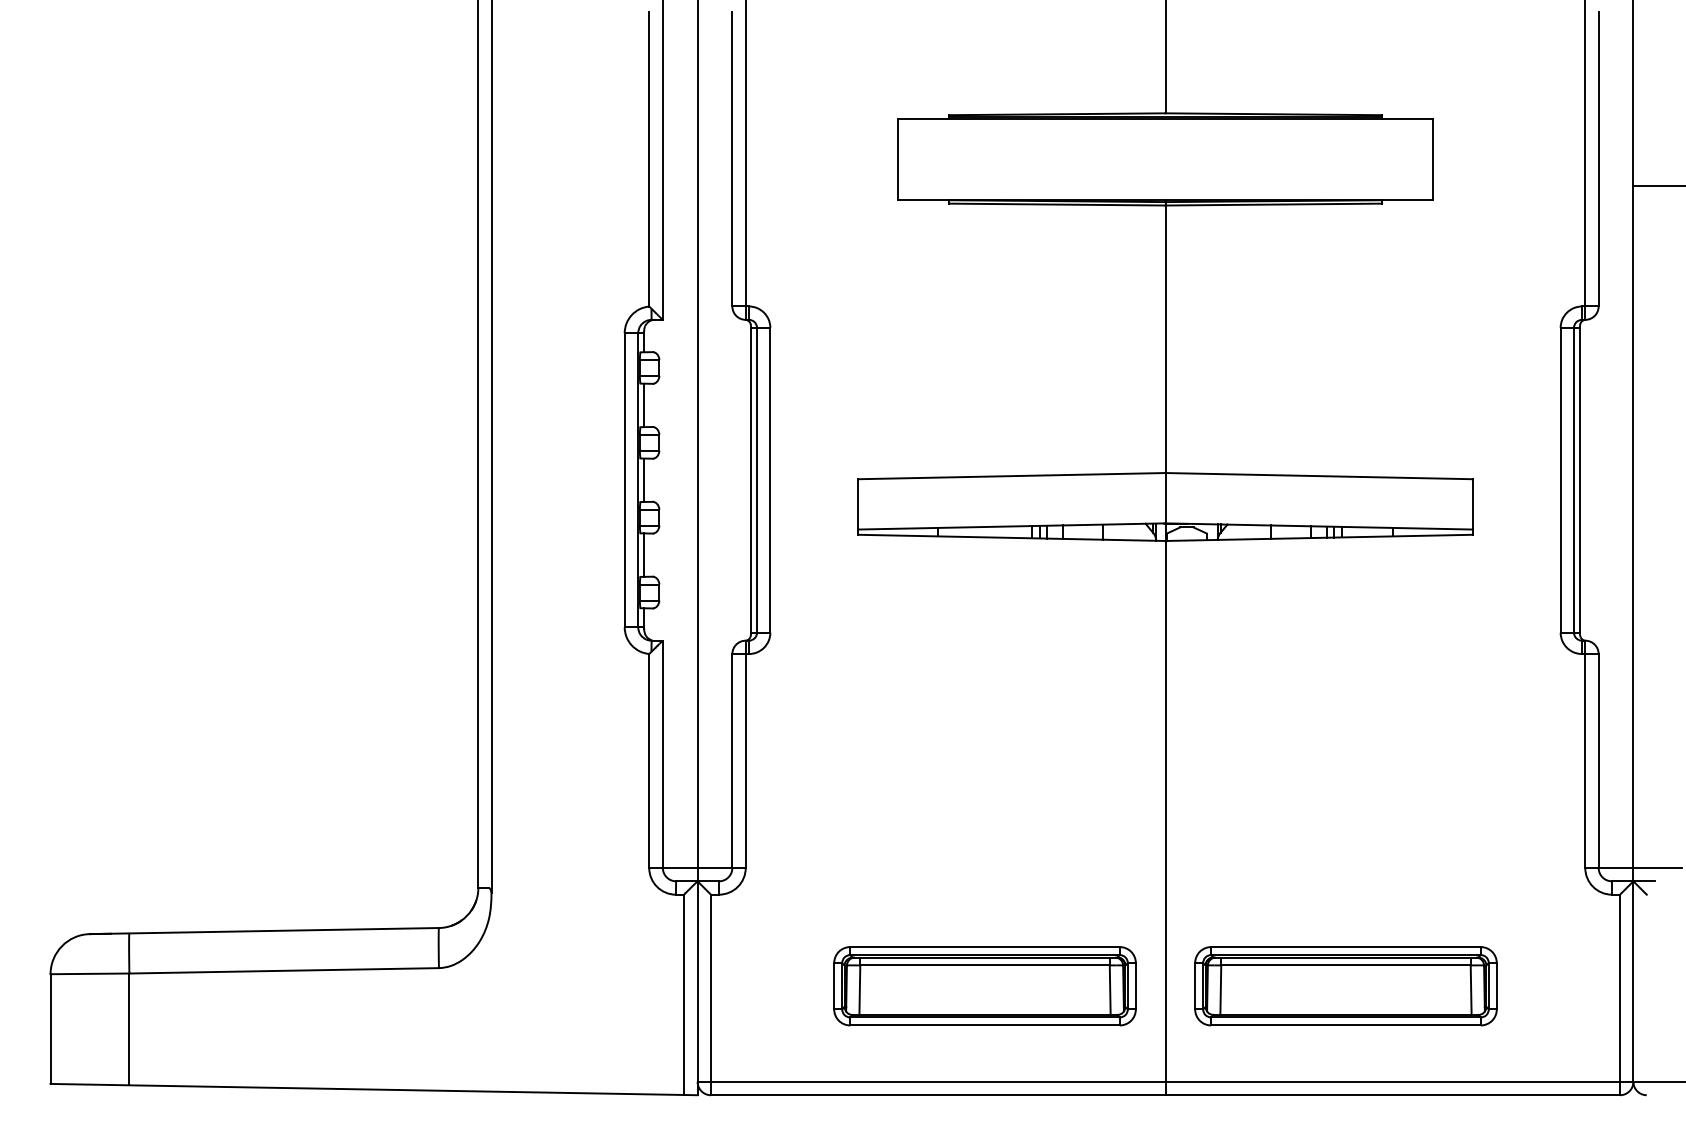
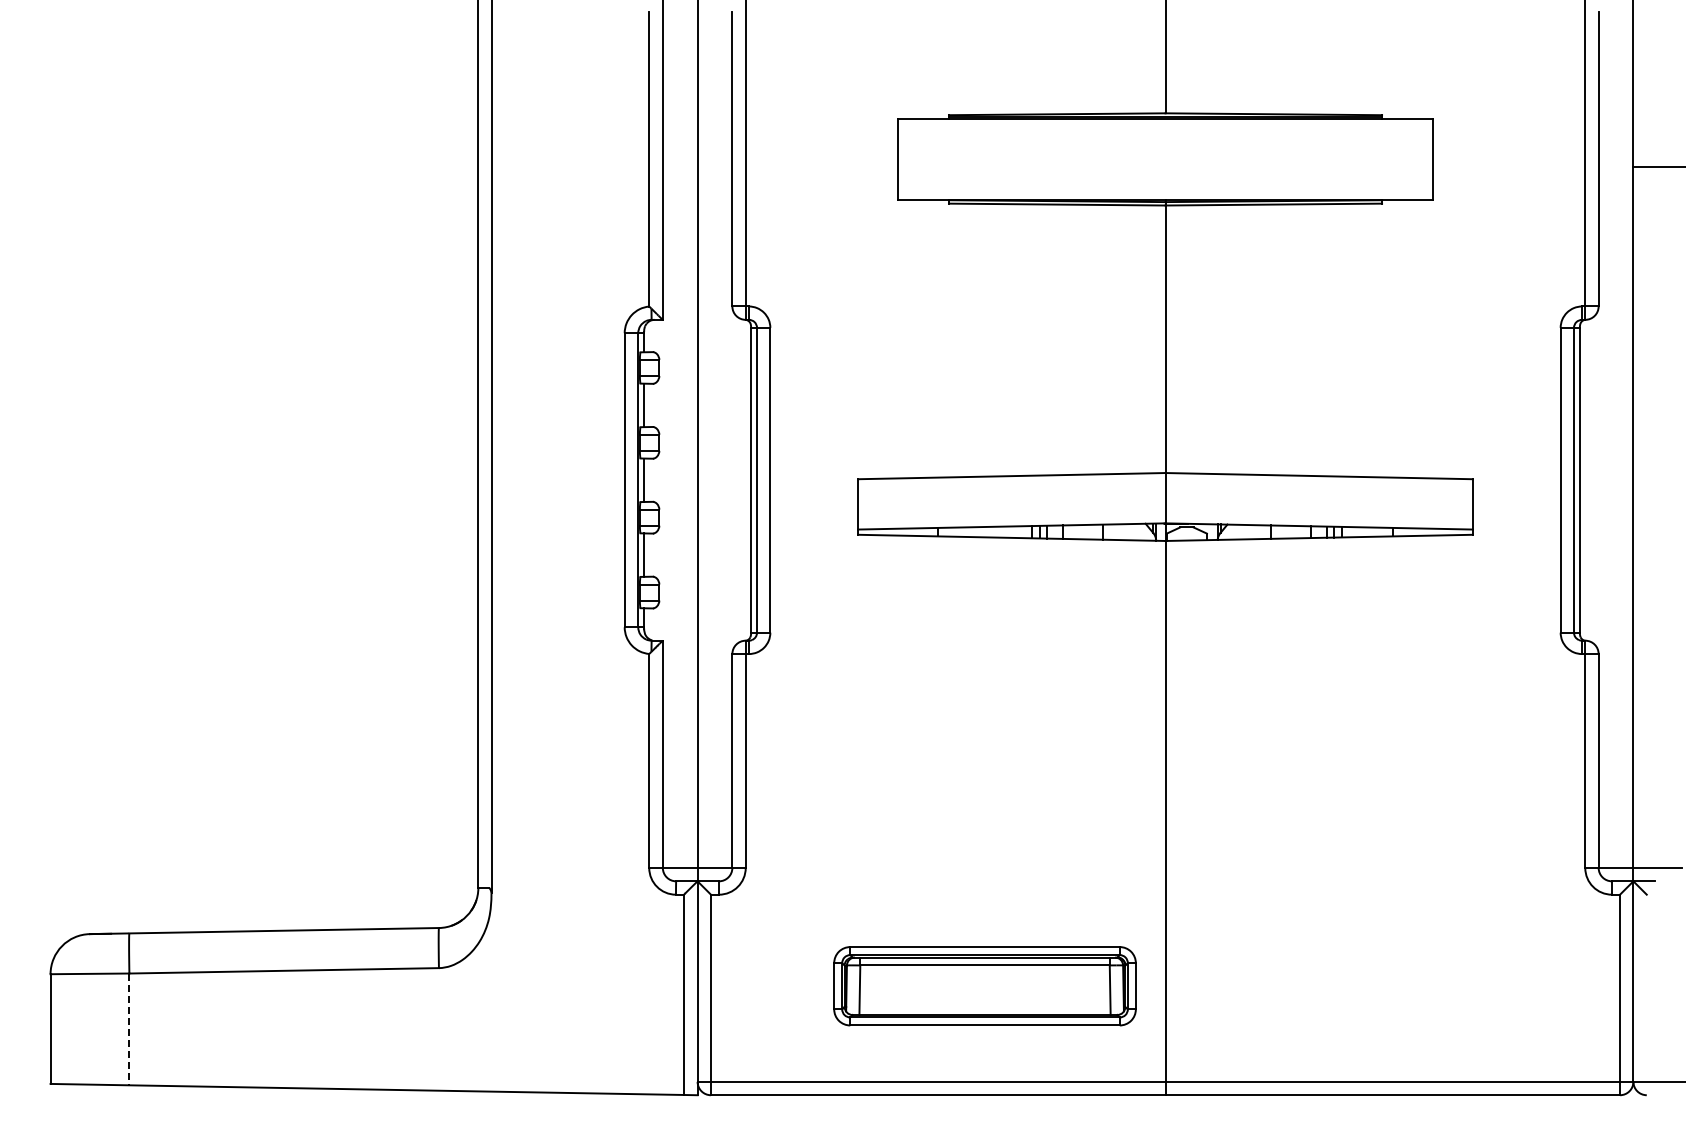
line position: (1657, 186) -> (1657, 167) (1657, 167)
part: present -> none (1345, 986)
line: solid -> dashed (129, 1029)
